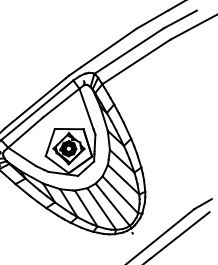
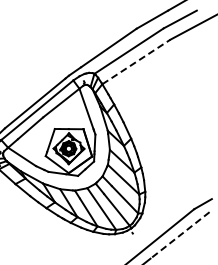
line: solid -> dashed (136, 61)
line: solid -> dashed (180, 235)
